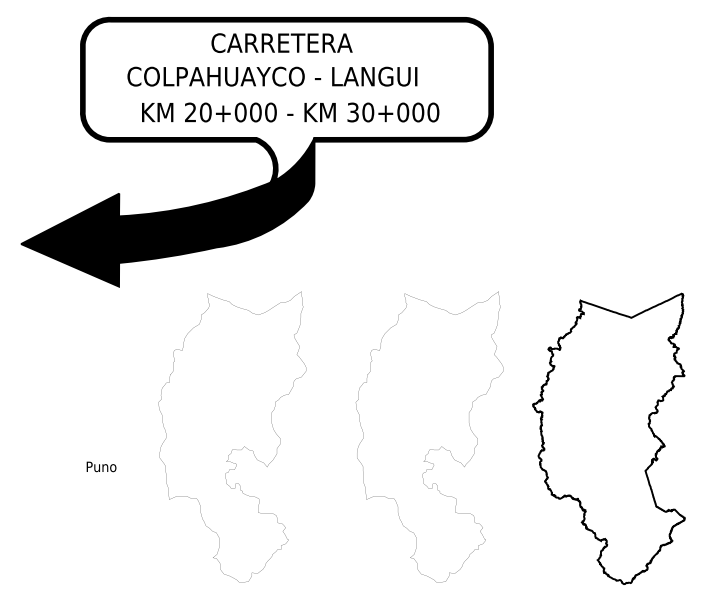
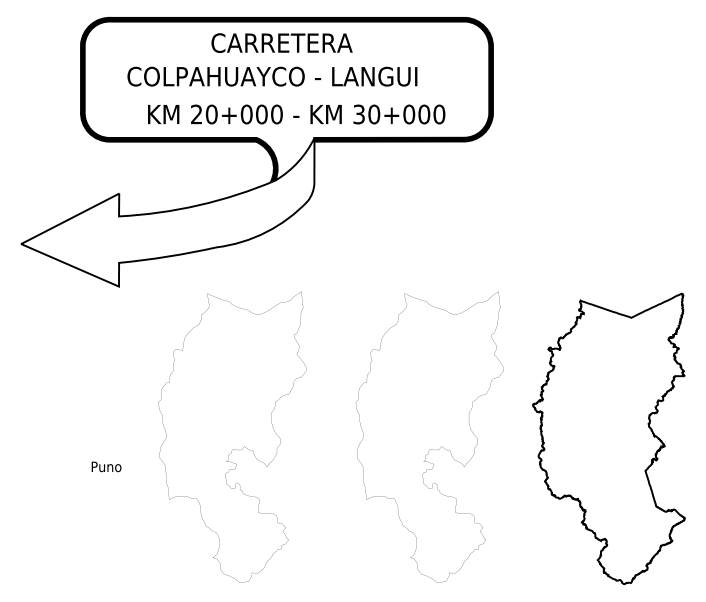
text position: (290, 112) -> (296, 114) (296, 114)
fill: present -> none (167, 211)
text position: (101, 466) -> (106, 466) (106, 466)
